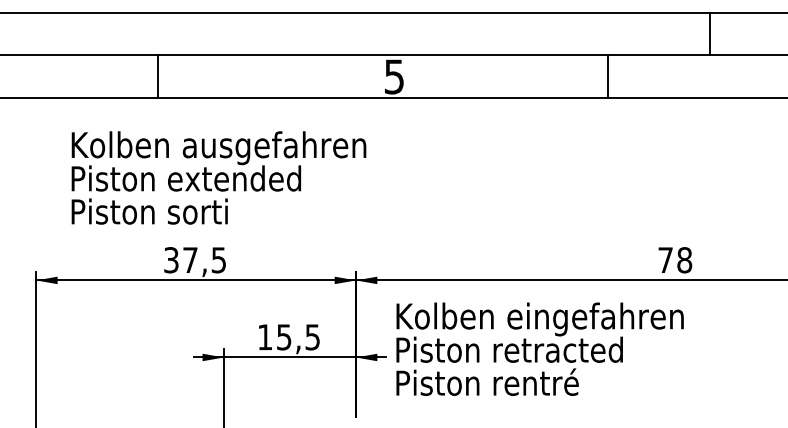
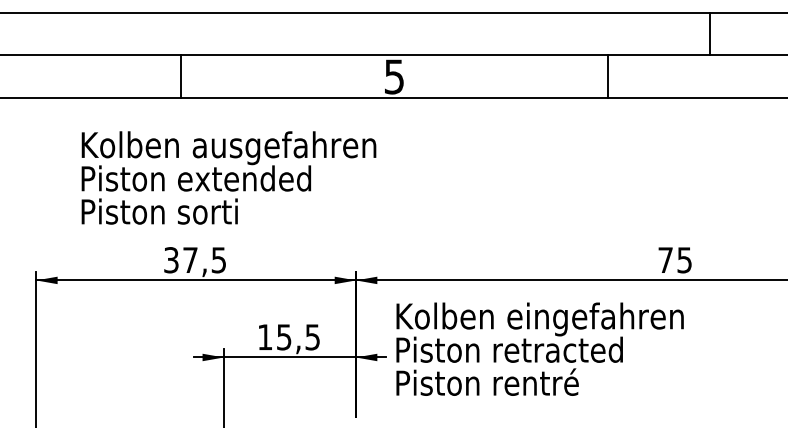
line position: (158, 76) -> (181, 76) (181, 76)
text position: (218, 177) -> (228, 177) (228, 177)
text: 78 -> 75 (684, 260)
